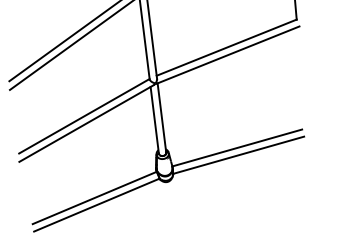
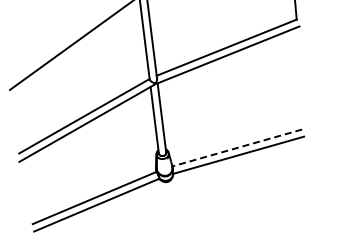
line: present -> none (63, 41)
line: solid -> dashed (236, 148)
